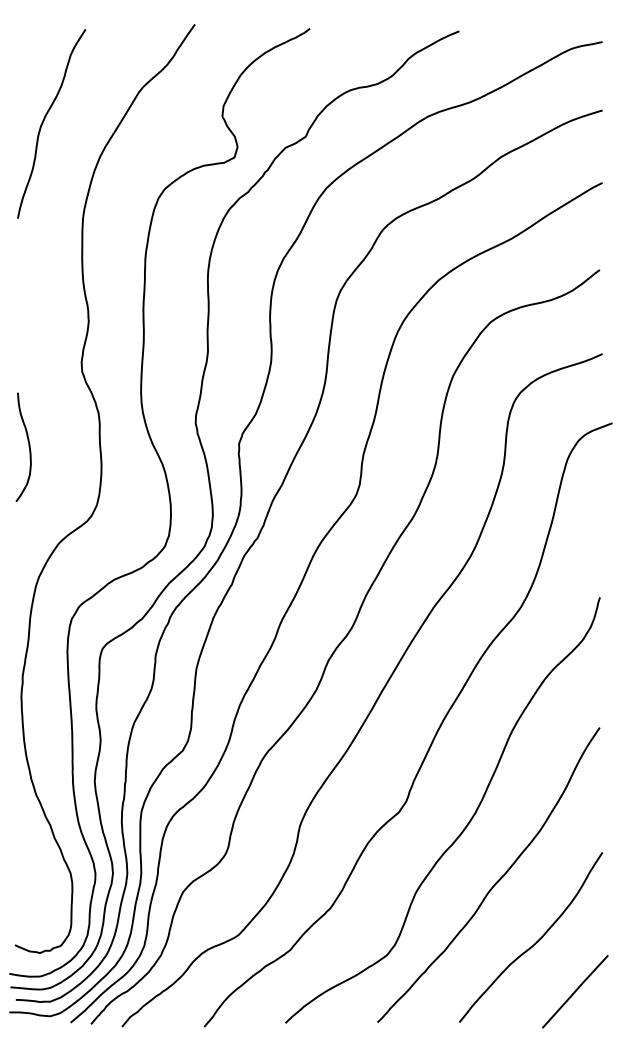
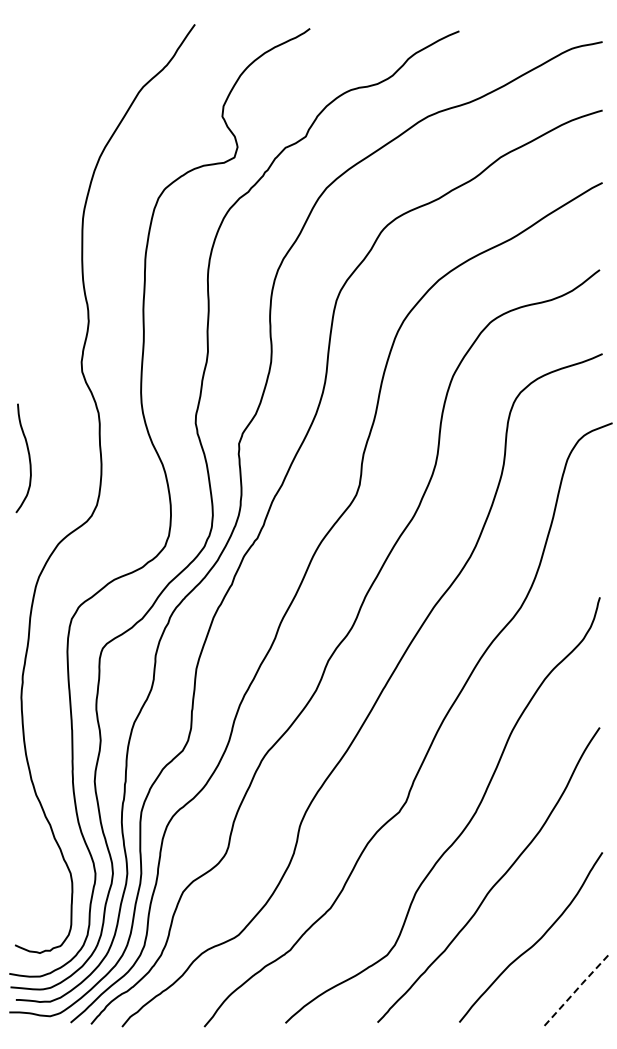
curve: present -> none (44, 121)
curve position: (28, 447) -> (28, 458) (28, 458)
line: solid -> dashed (575, 991)
